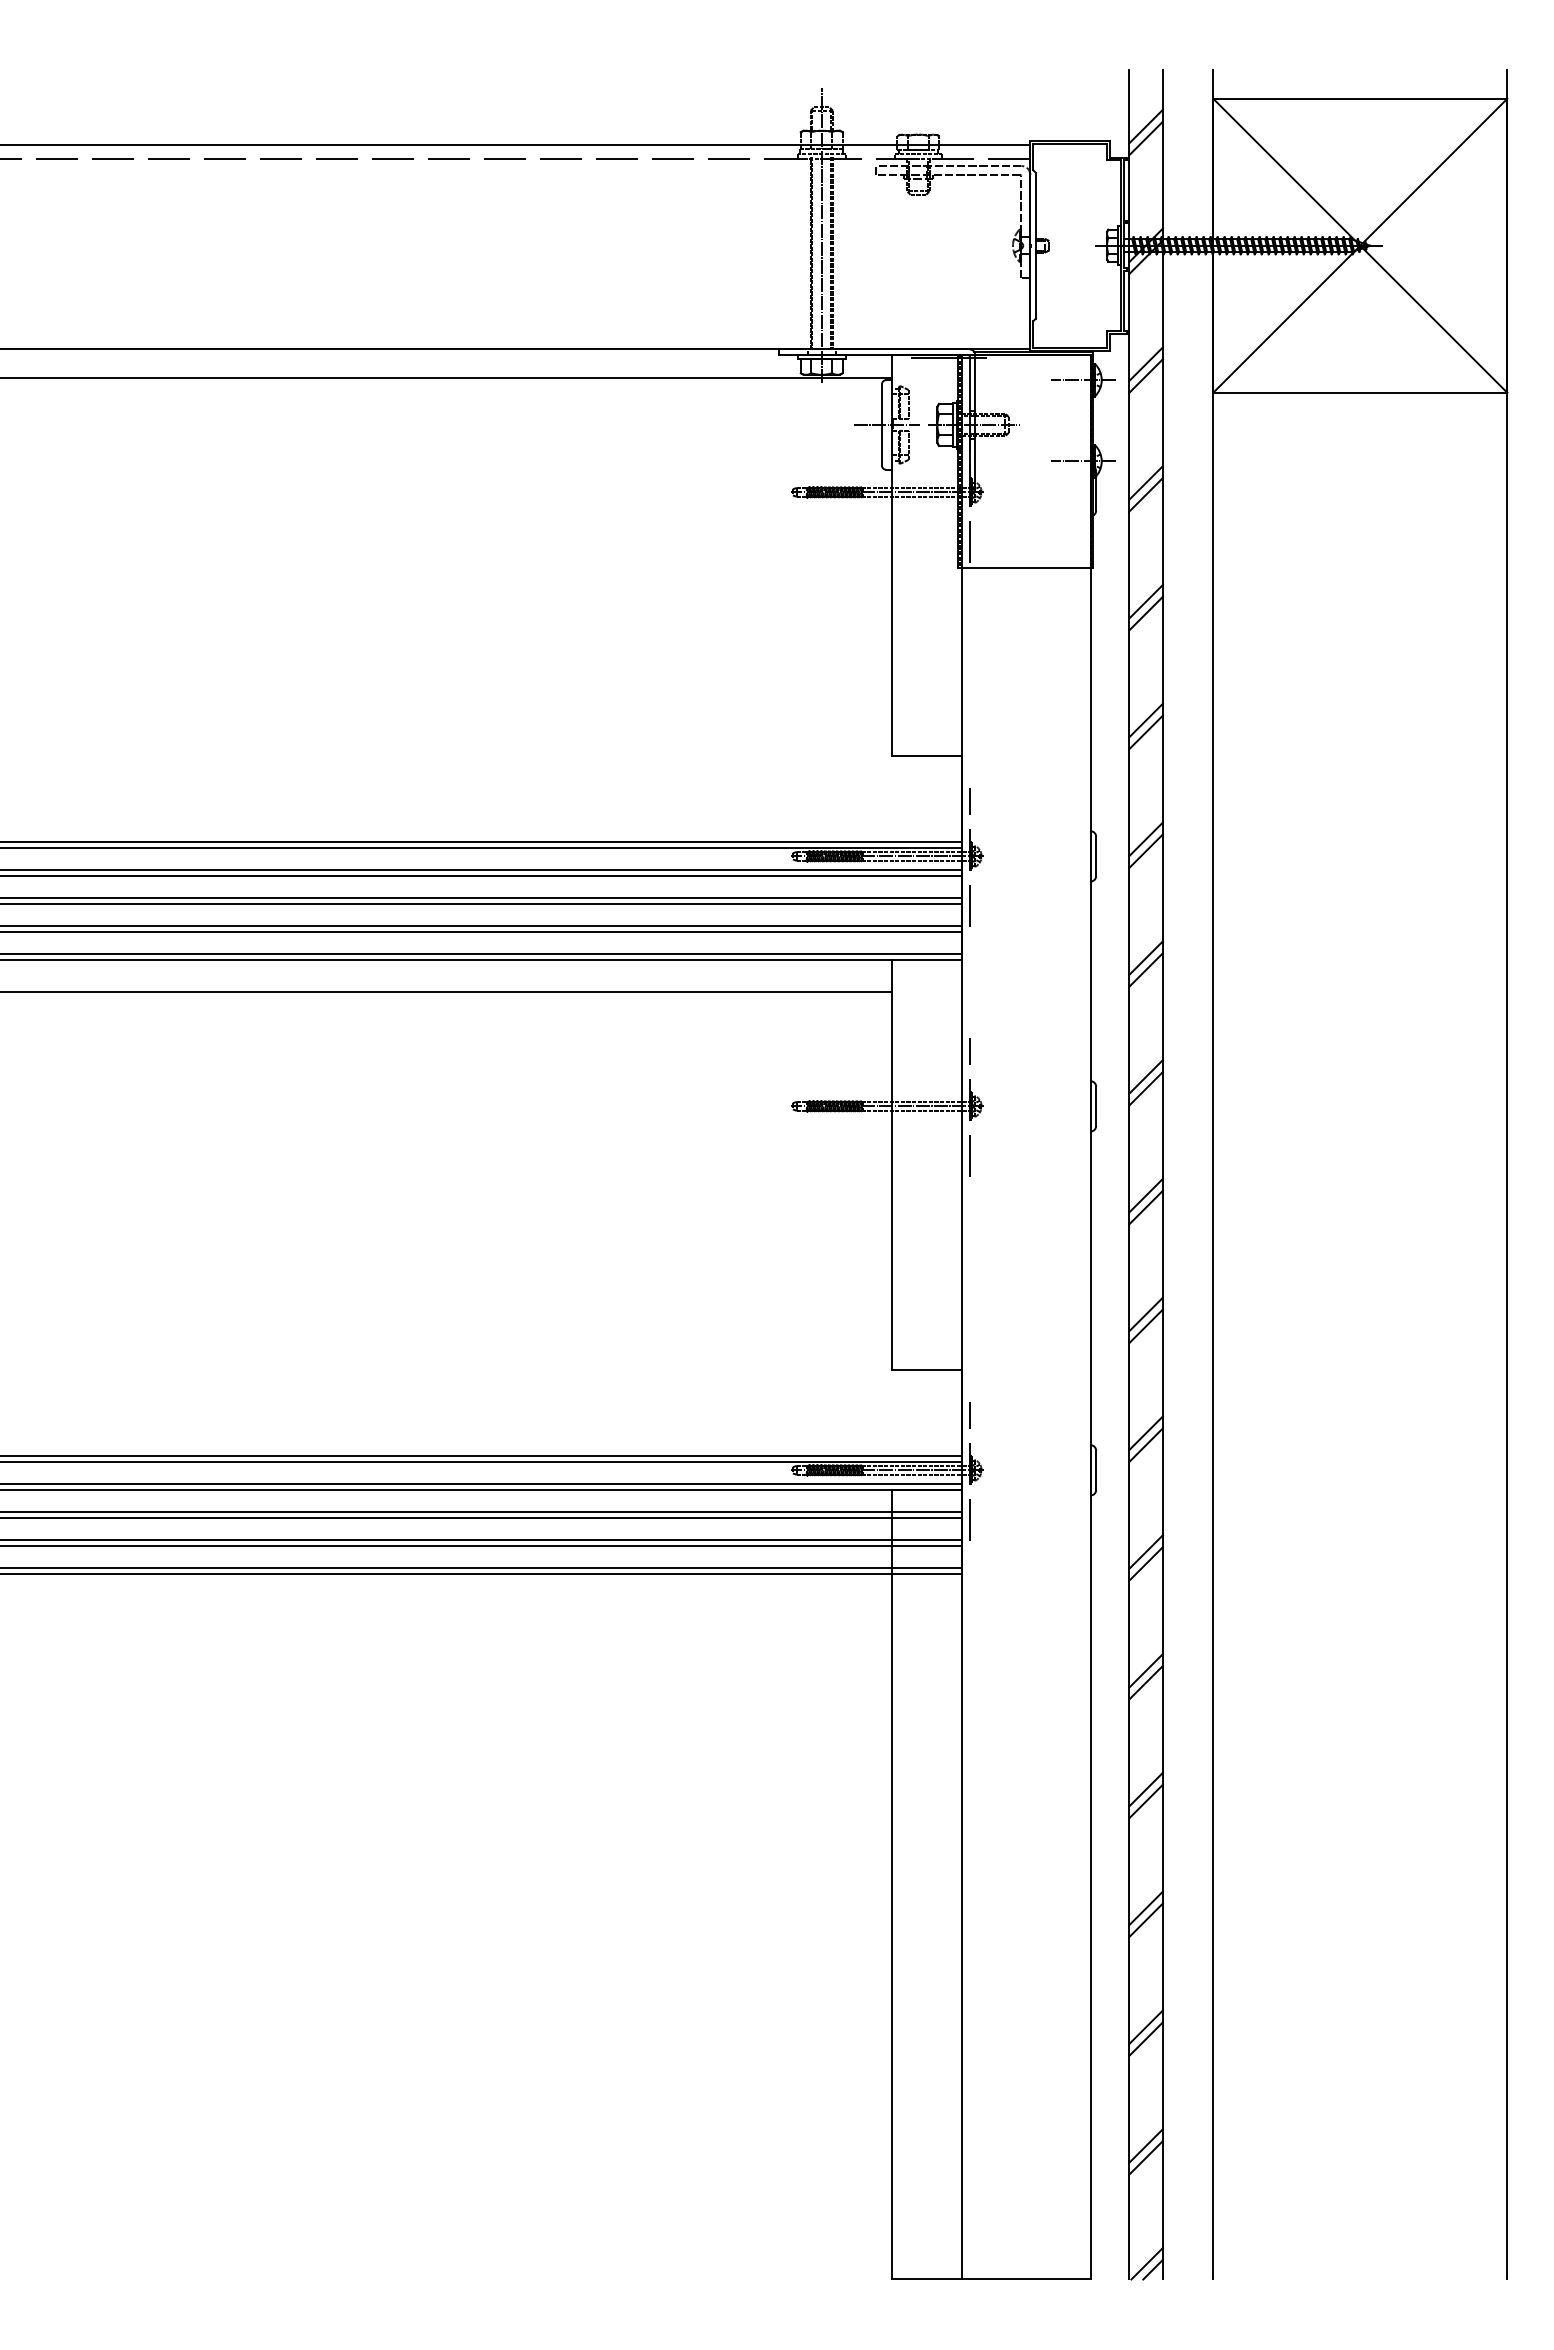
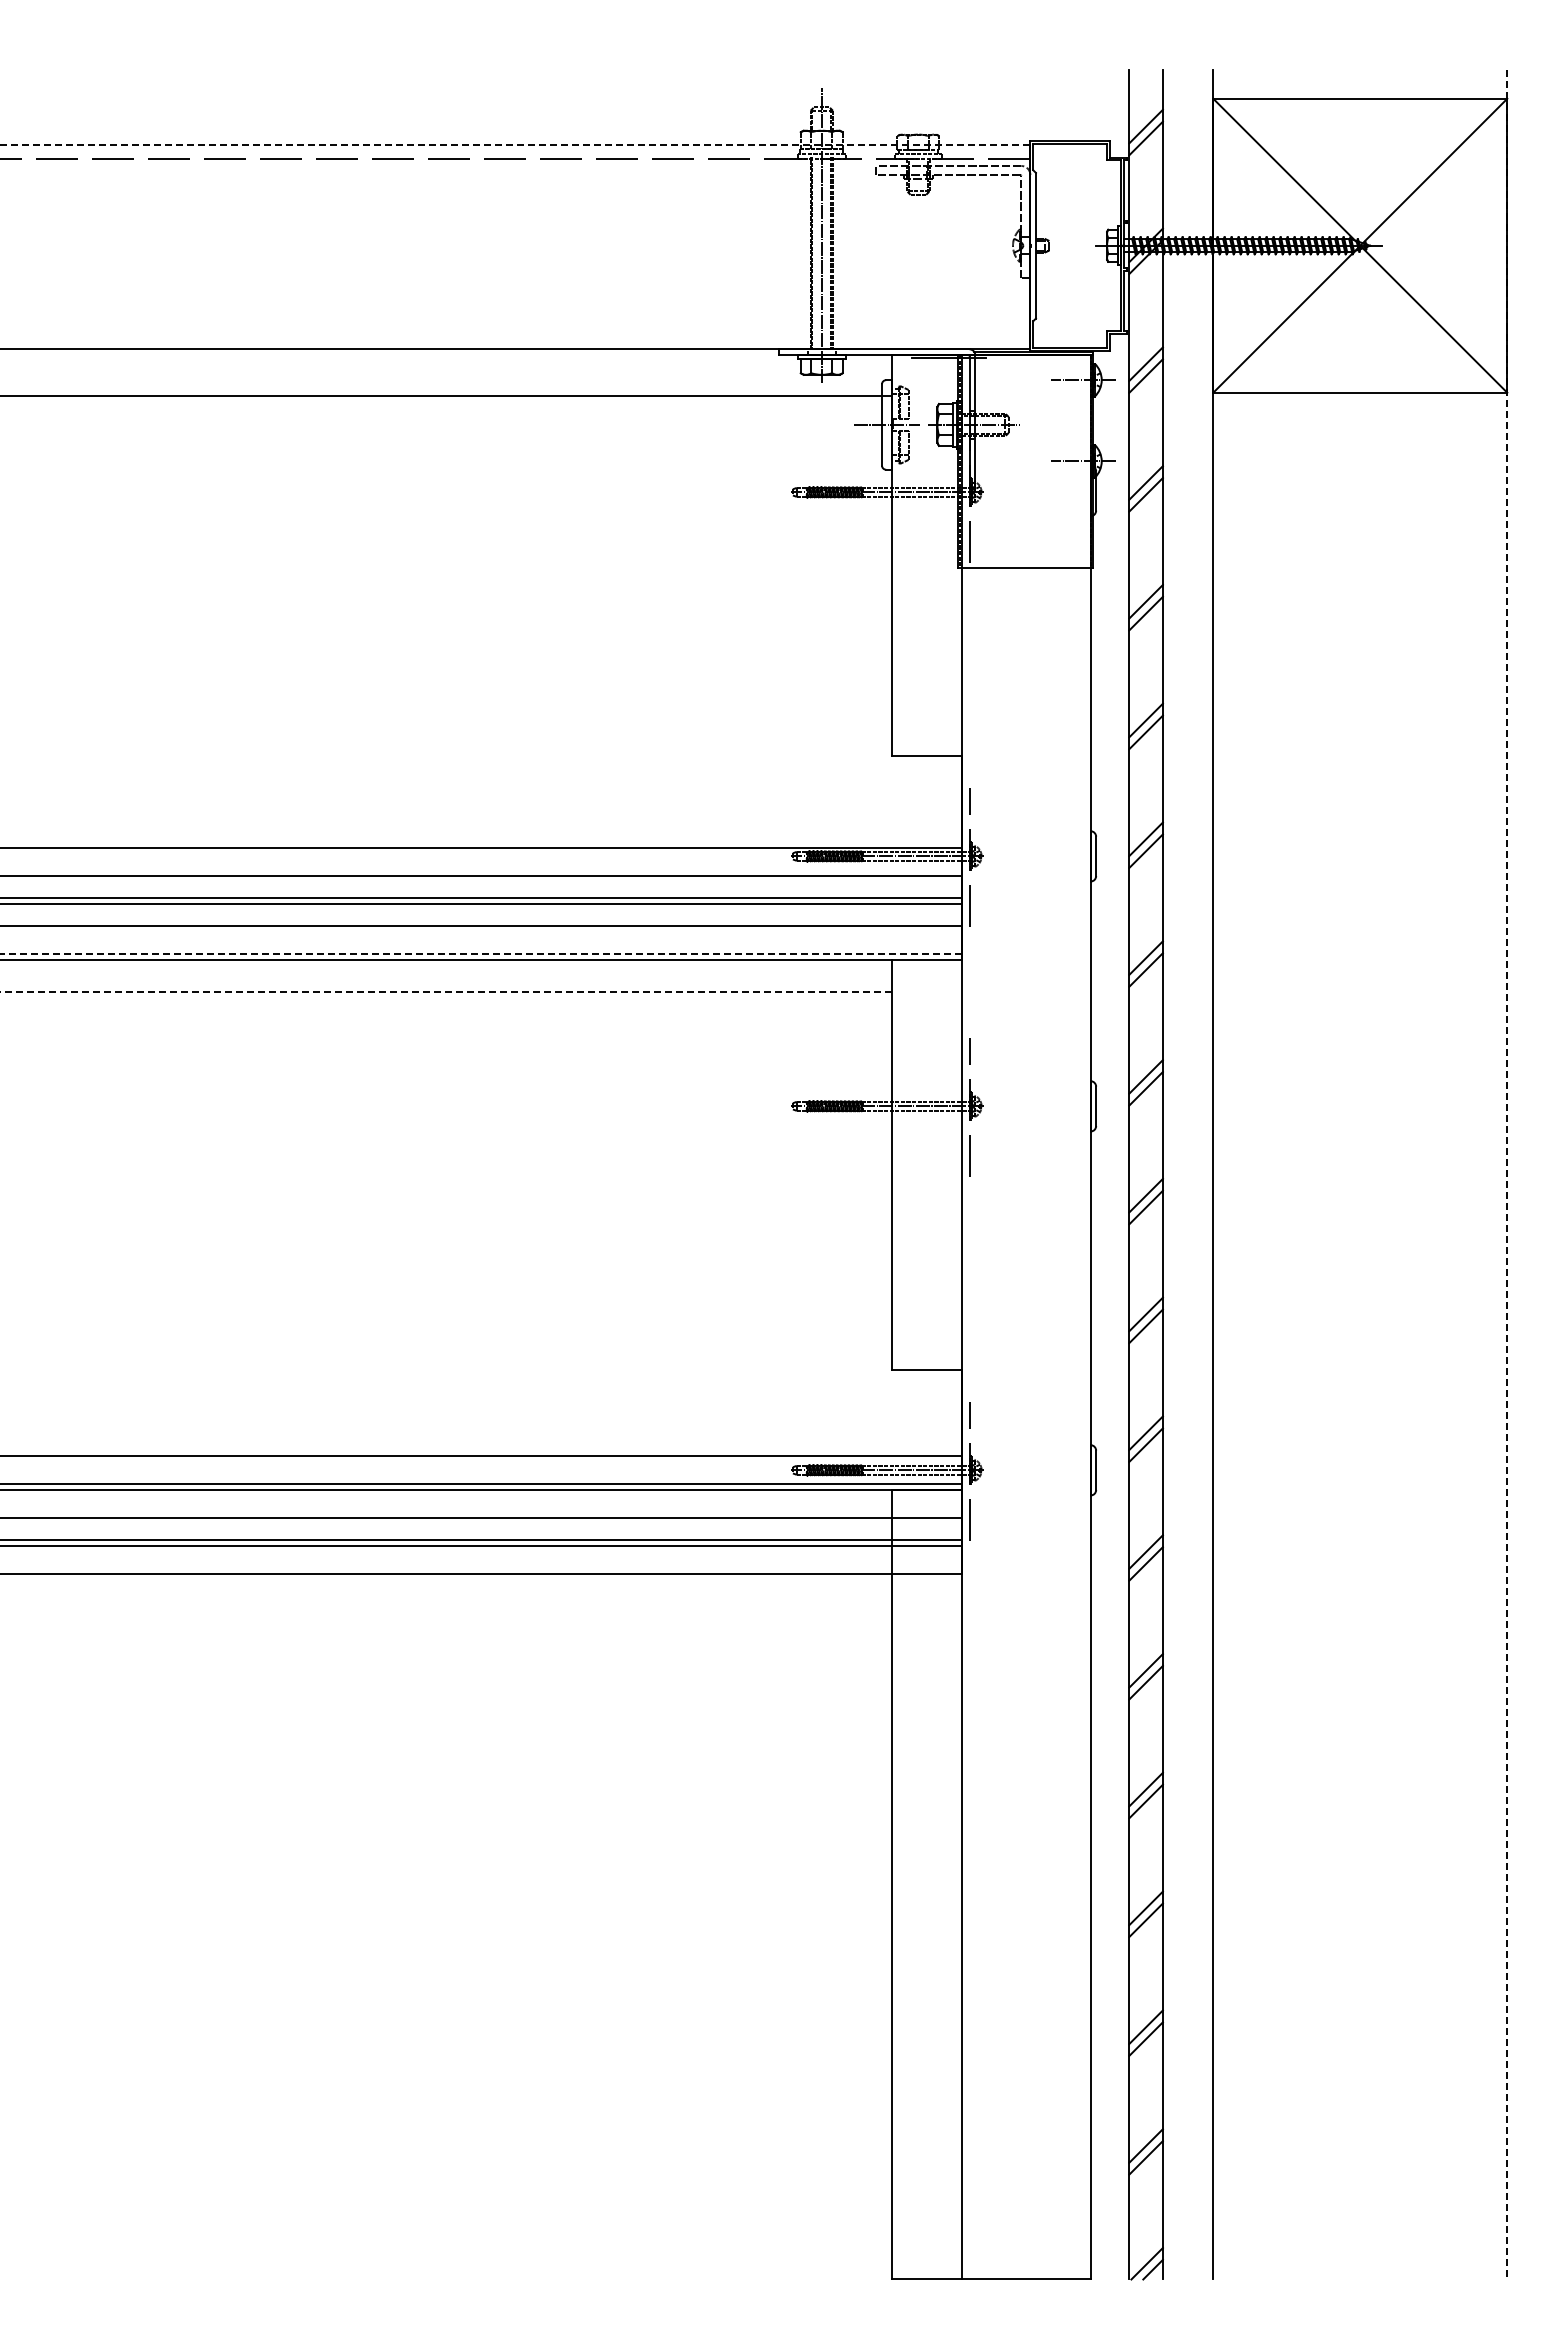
line: solid -> dashed (515, 144)
line position: (446, 377) -> (446, 395) (446, 395)
line: present -> none (481, 842)
line: present -> none (481, 870)
line: present -> none (481, 931)
line: solid -> dashed (480, 954)
line: solid -> dashed (445, 991)
line: solid -> dashed (1507, 1174)
line: present -> none (481, 1461)
line: present -> none (481, 1512)
line: present -> none (481, 1568)
